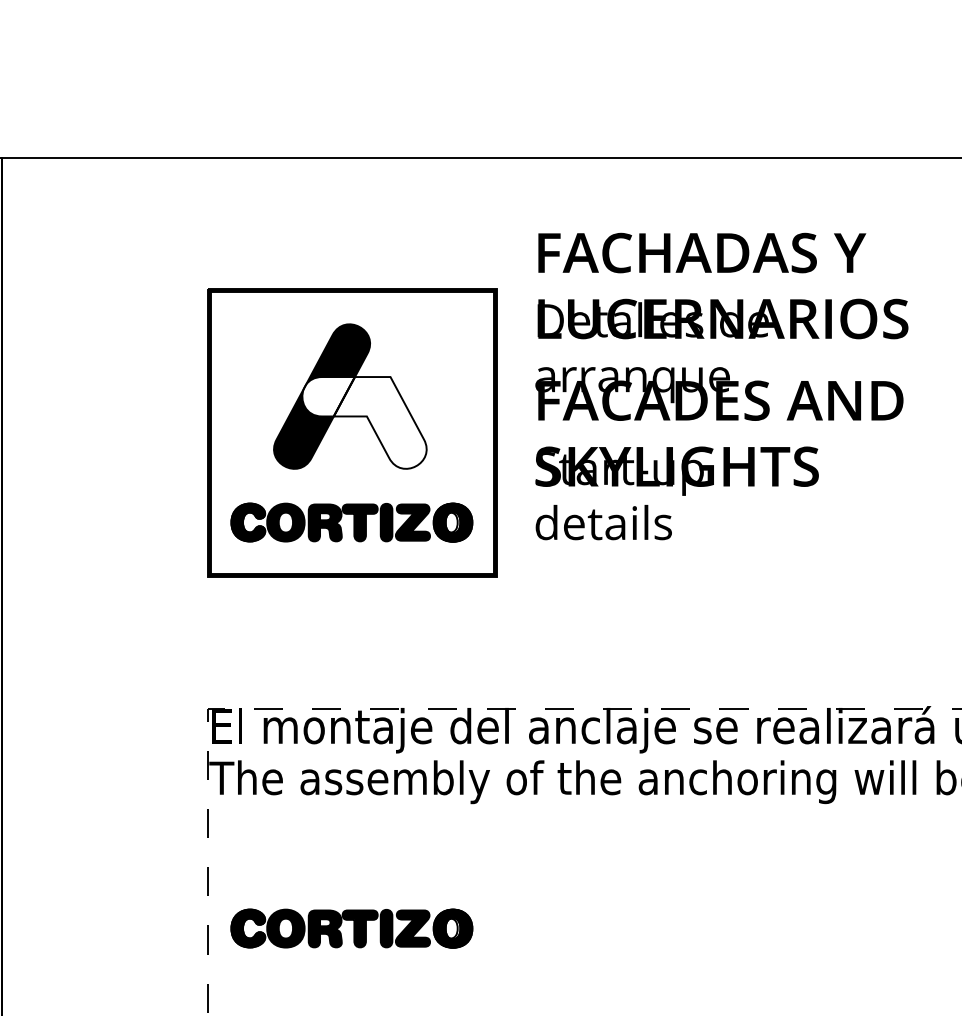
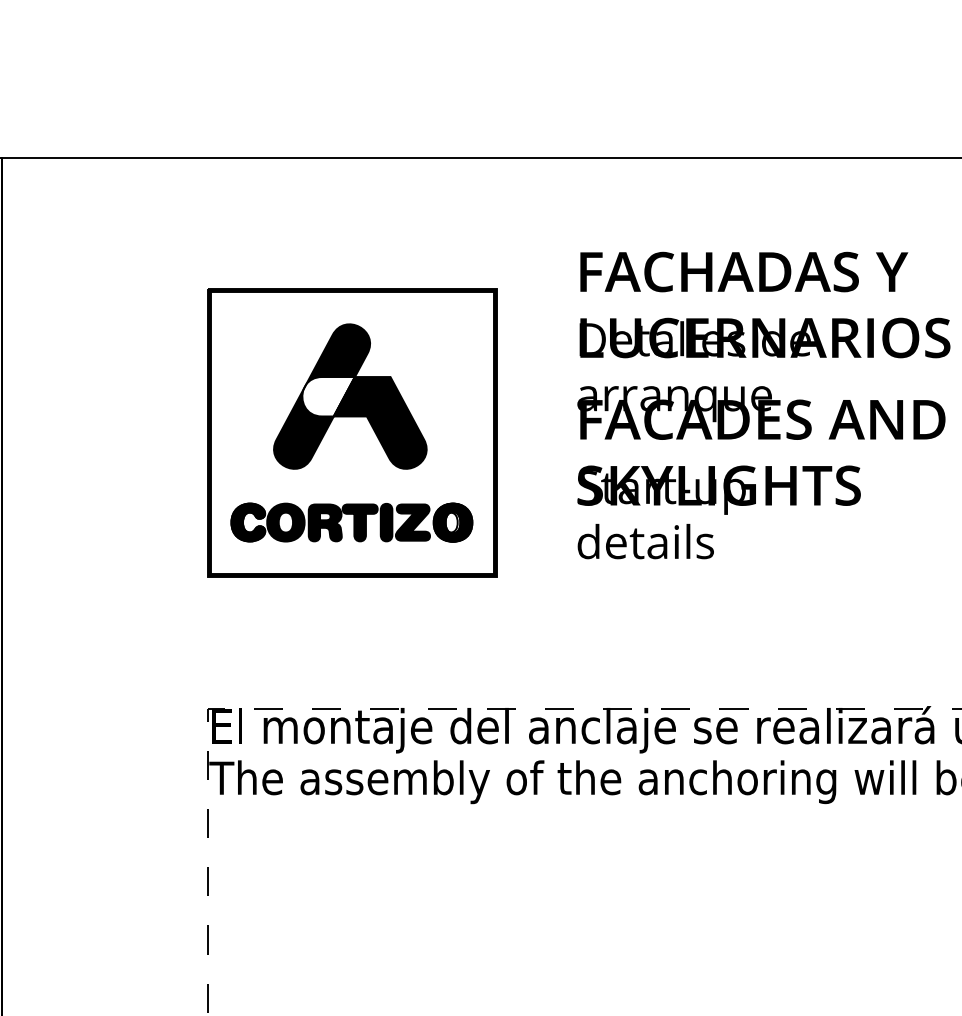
text position: (721, 386) -> (763, 405) (763, 405)
fill: none -> present (379, 422)
part: present -> none (351, 928)
